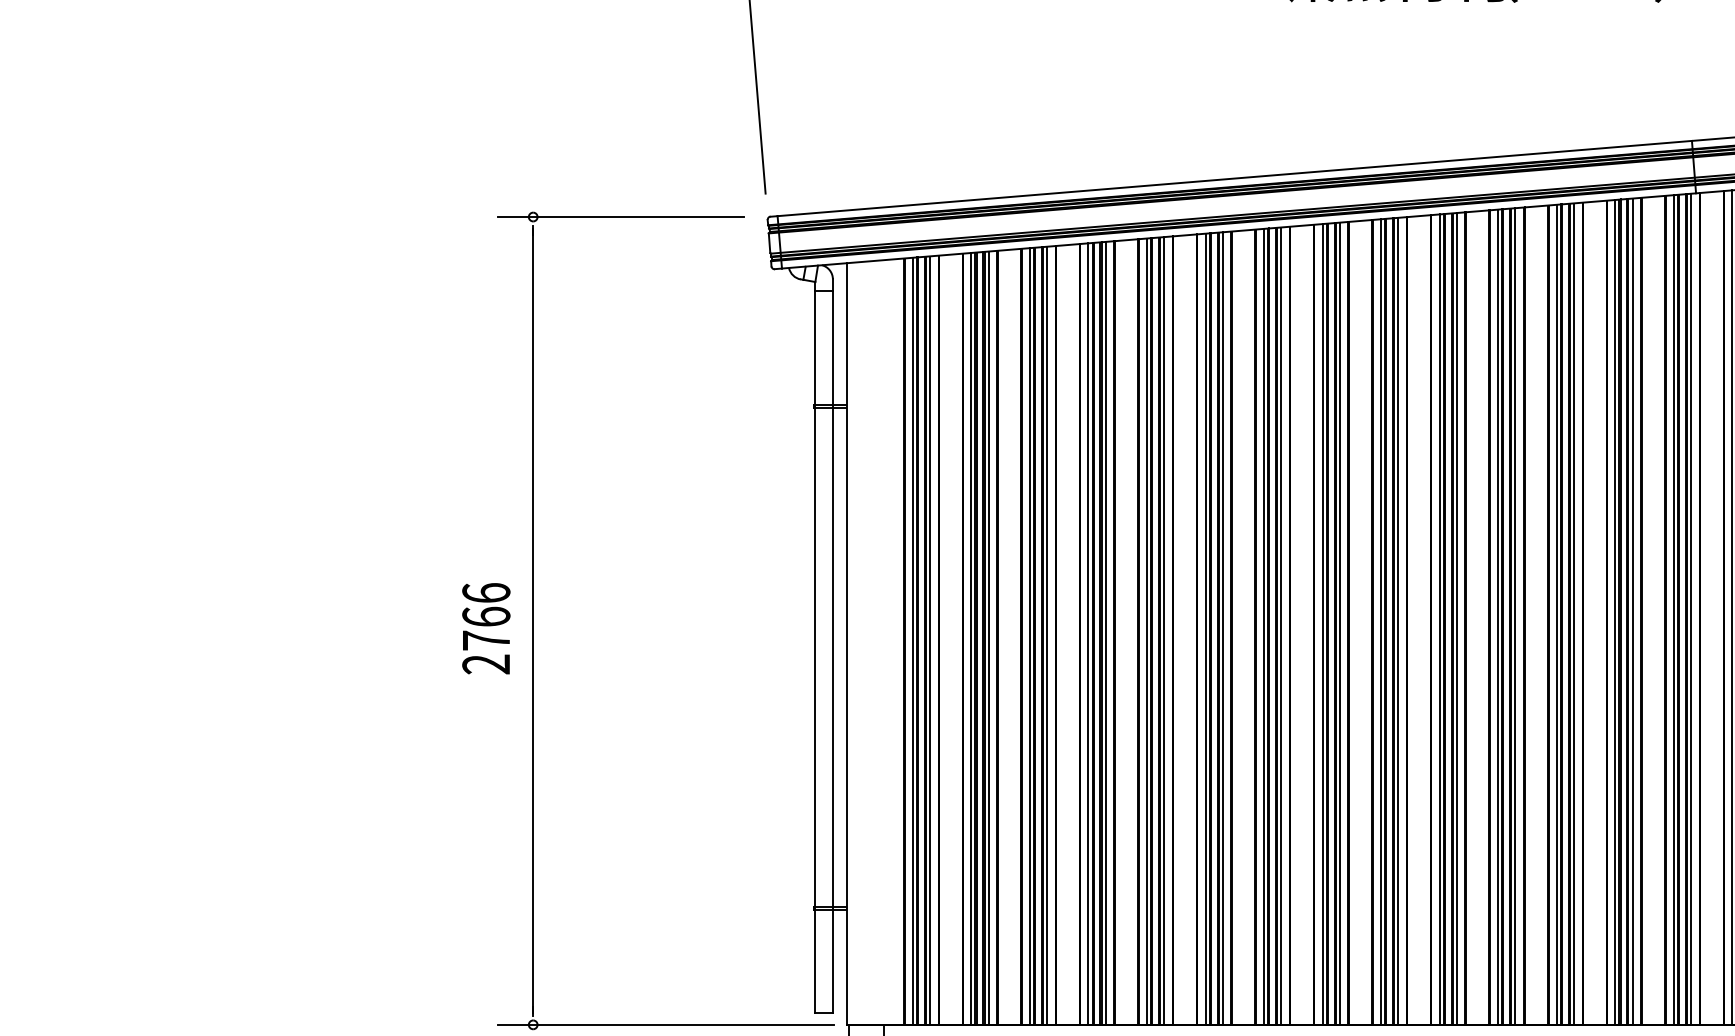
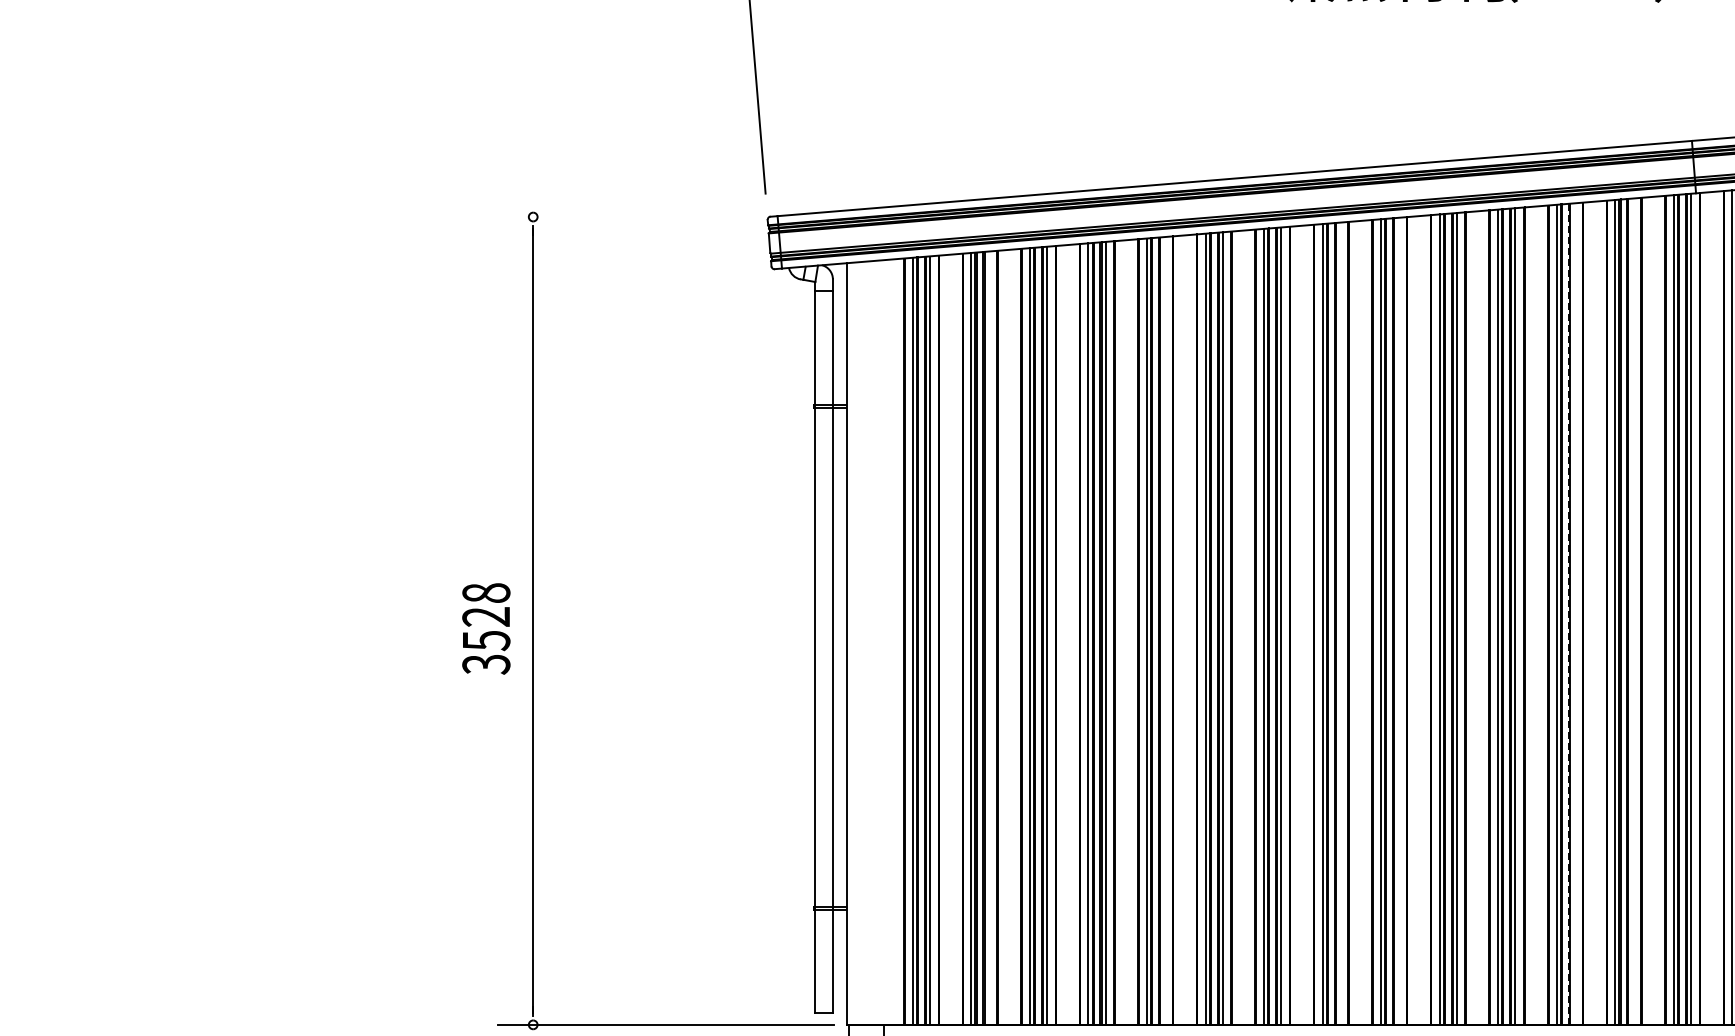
line: present -> none (620, 217)
line: present -> none (1632, 611)
line: solid -> dashed (1568, 613)
line: present -> none (1574, 613)
line: present -> none (1398, 620)
line: present -> none (1339, 623)
text: 2766 -> 3528 (486, 628)
line: present -> none (1164, 630)
line: present -> none (988, 637)
